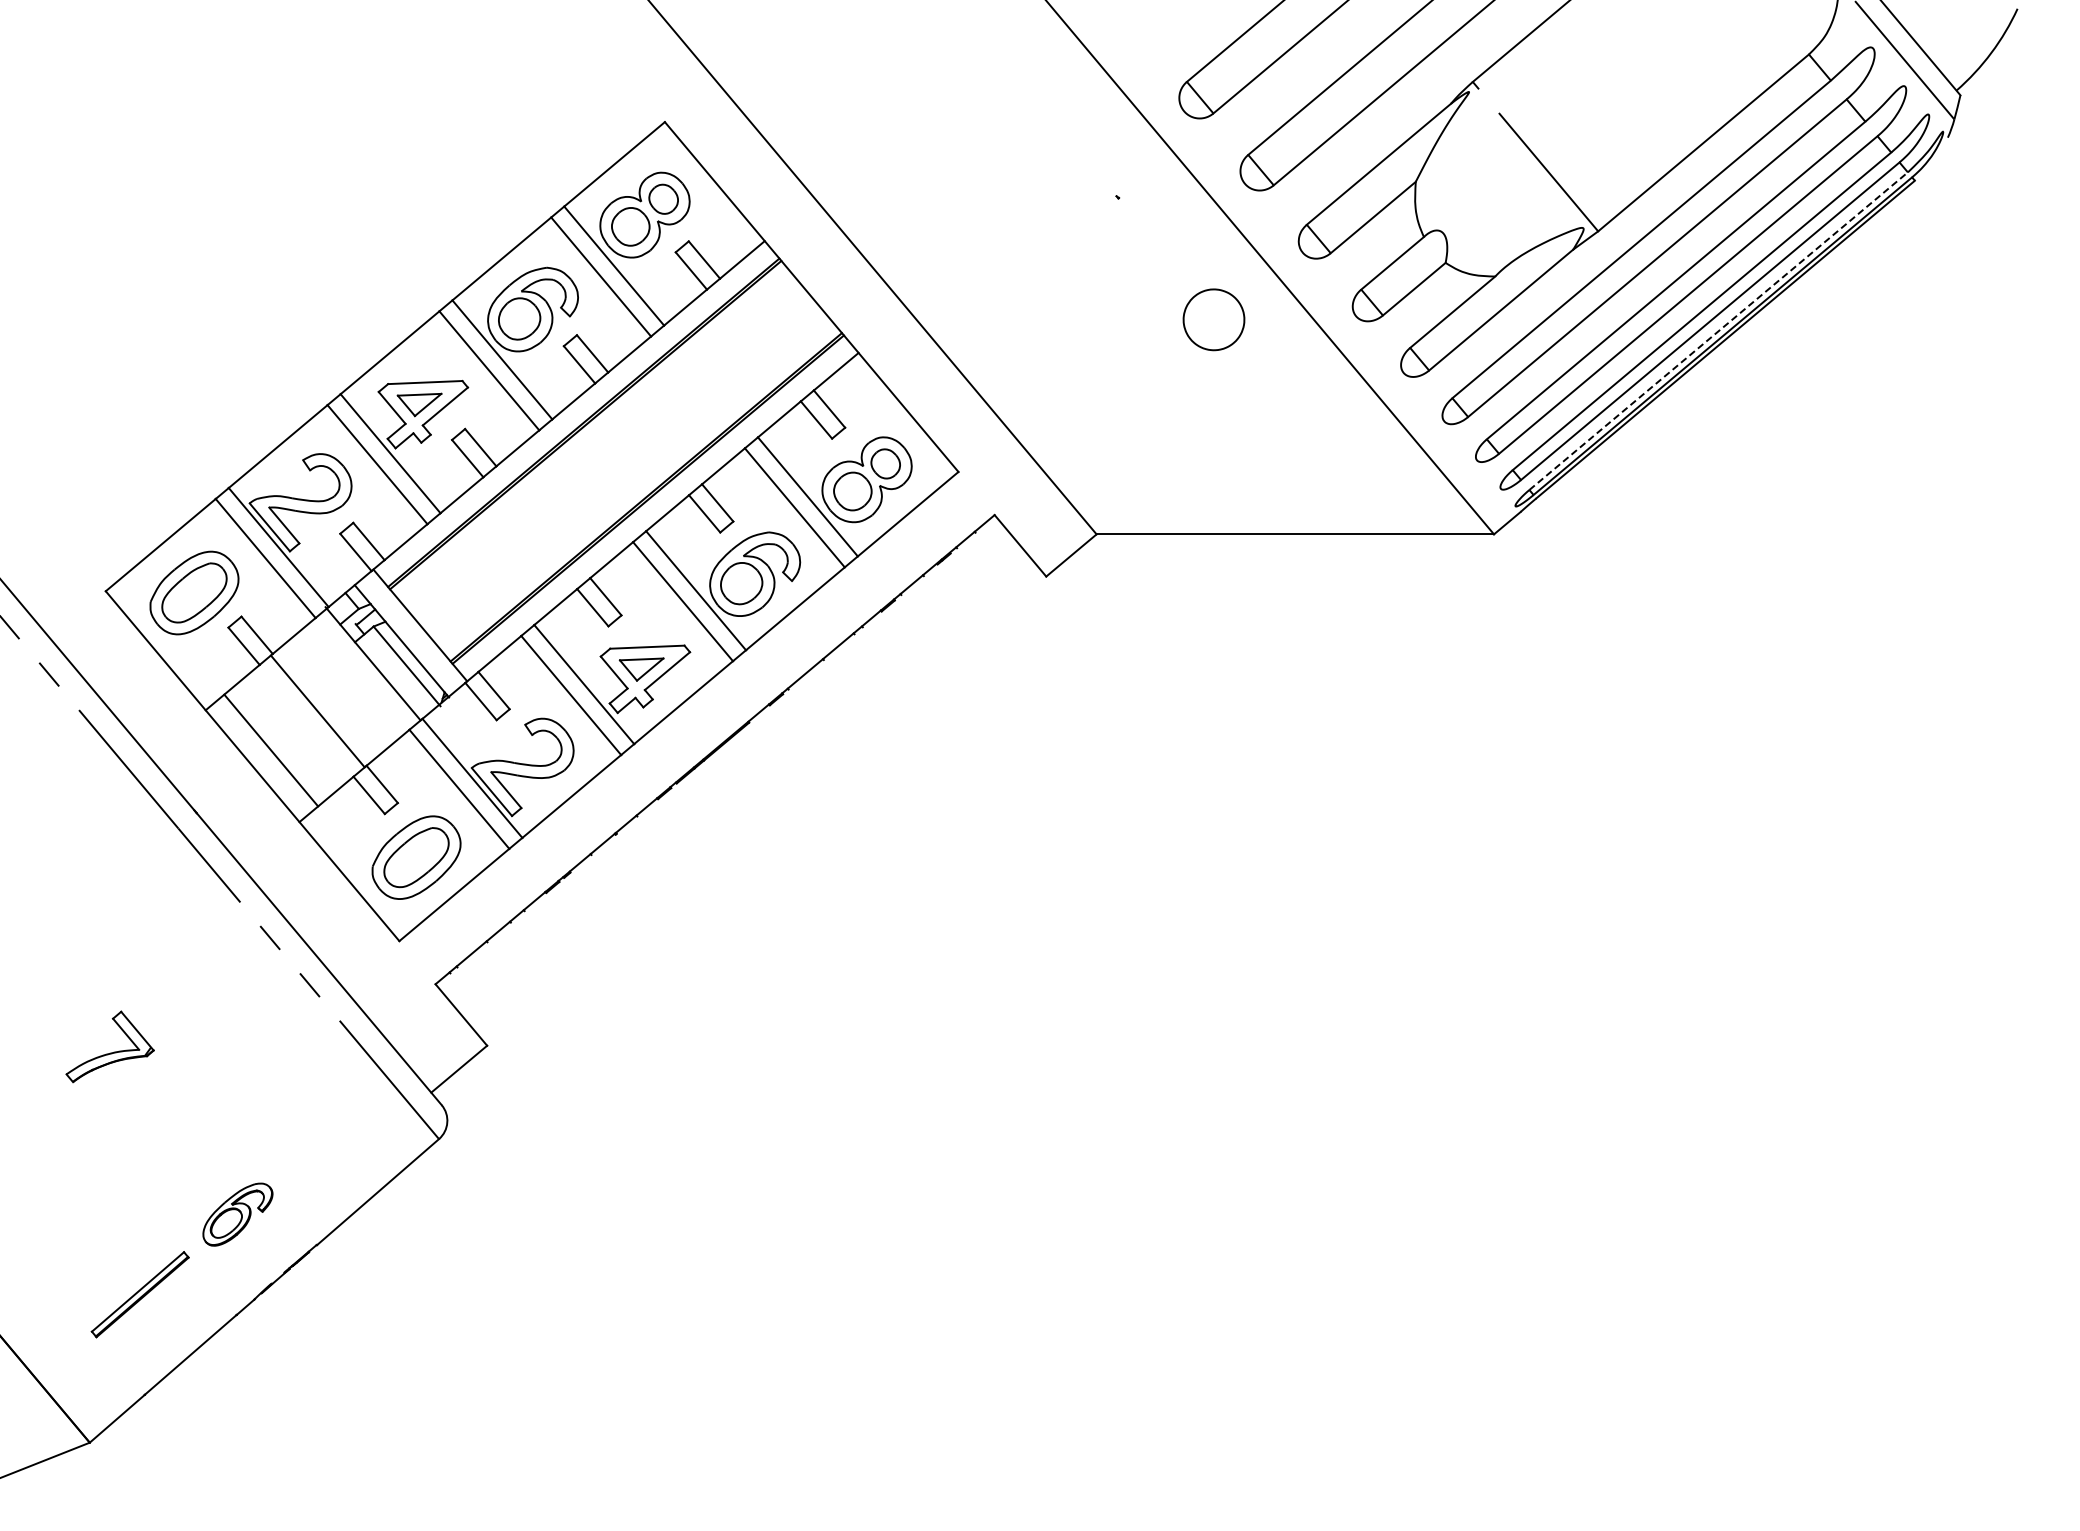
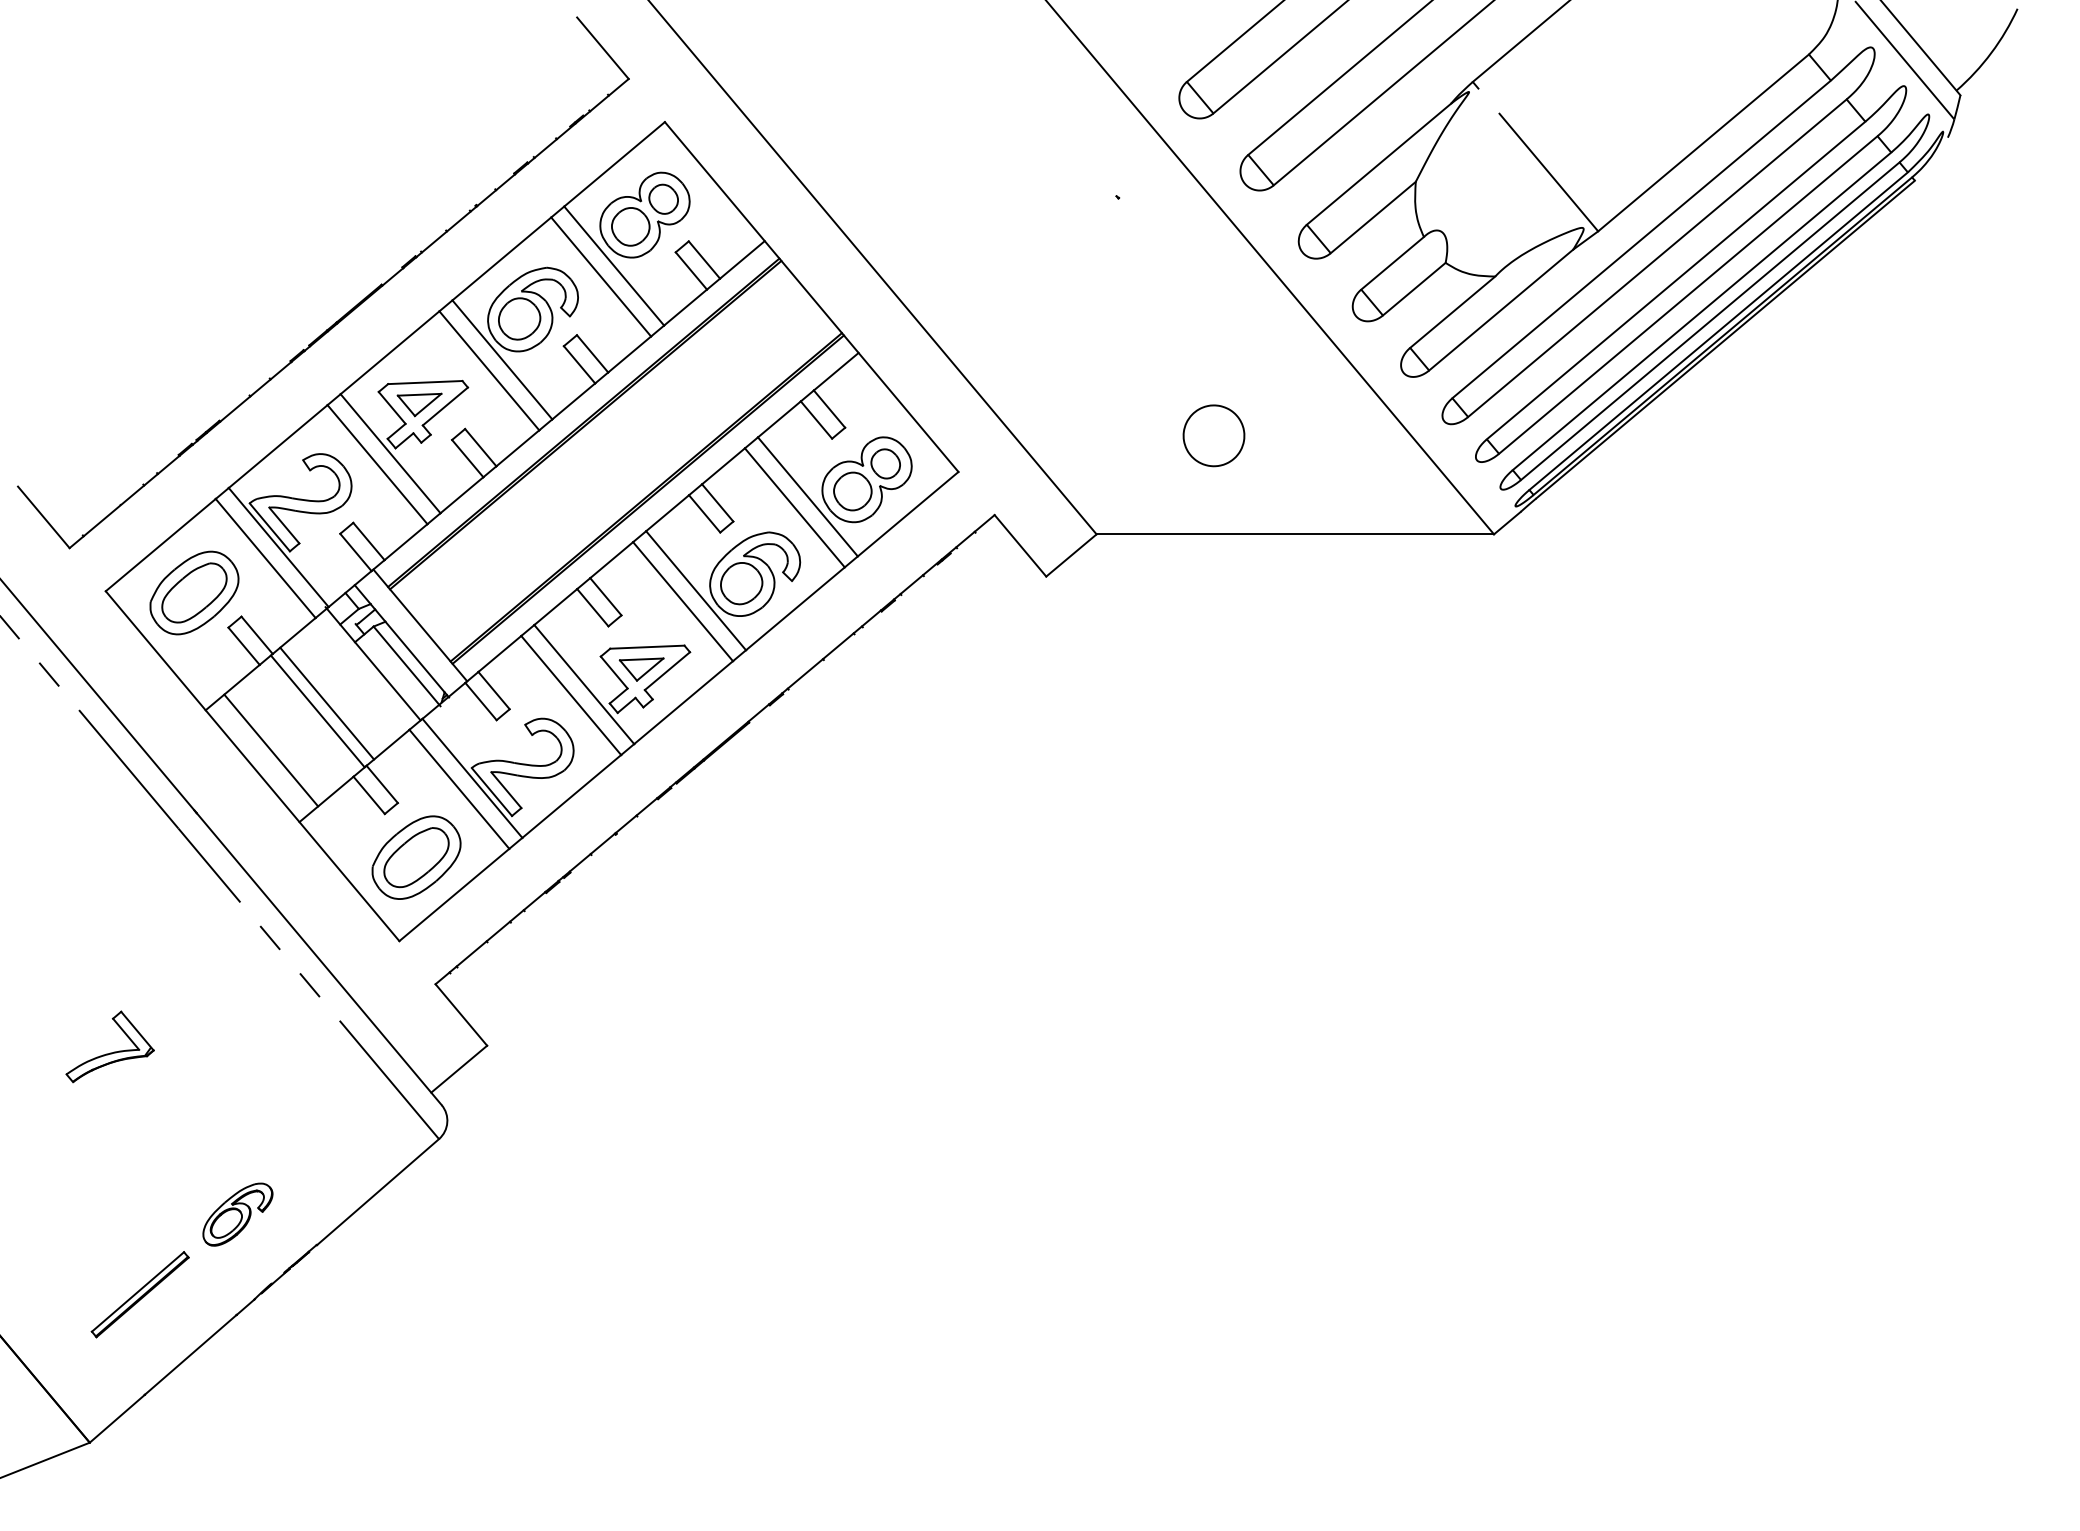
part: none -> present (346, 312)
part position: (1213, 319) -> (1213, 435) (1213, 435)
line: dashed -> solid (1719, 330)
line: none -> present (327, 703)
